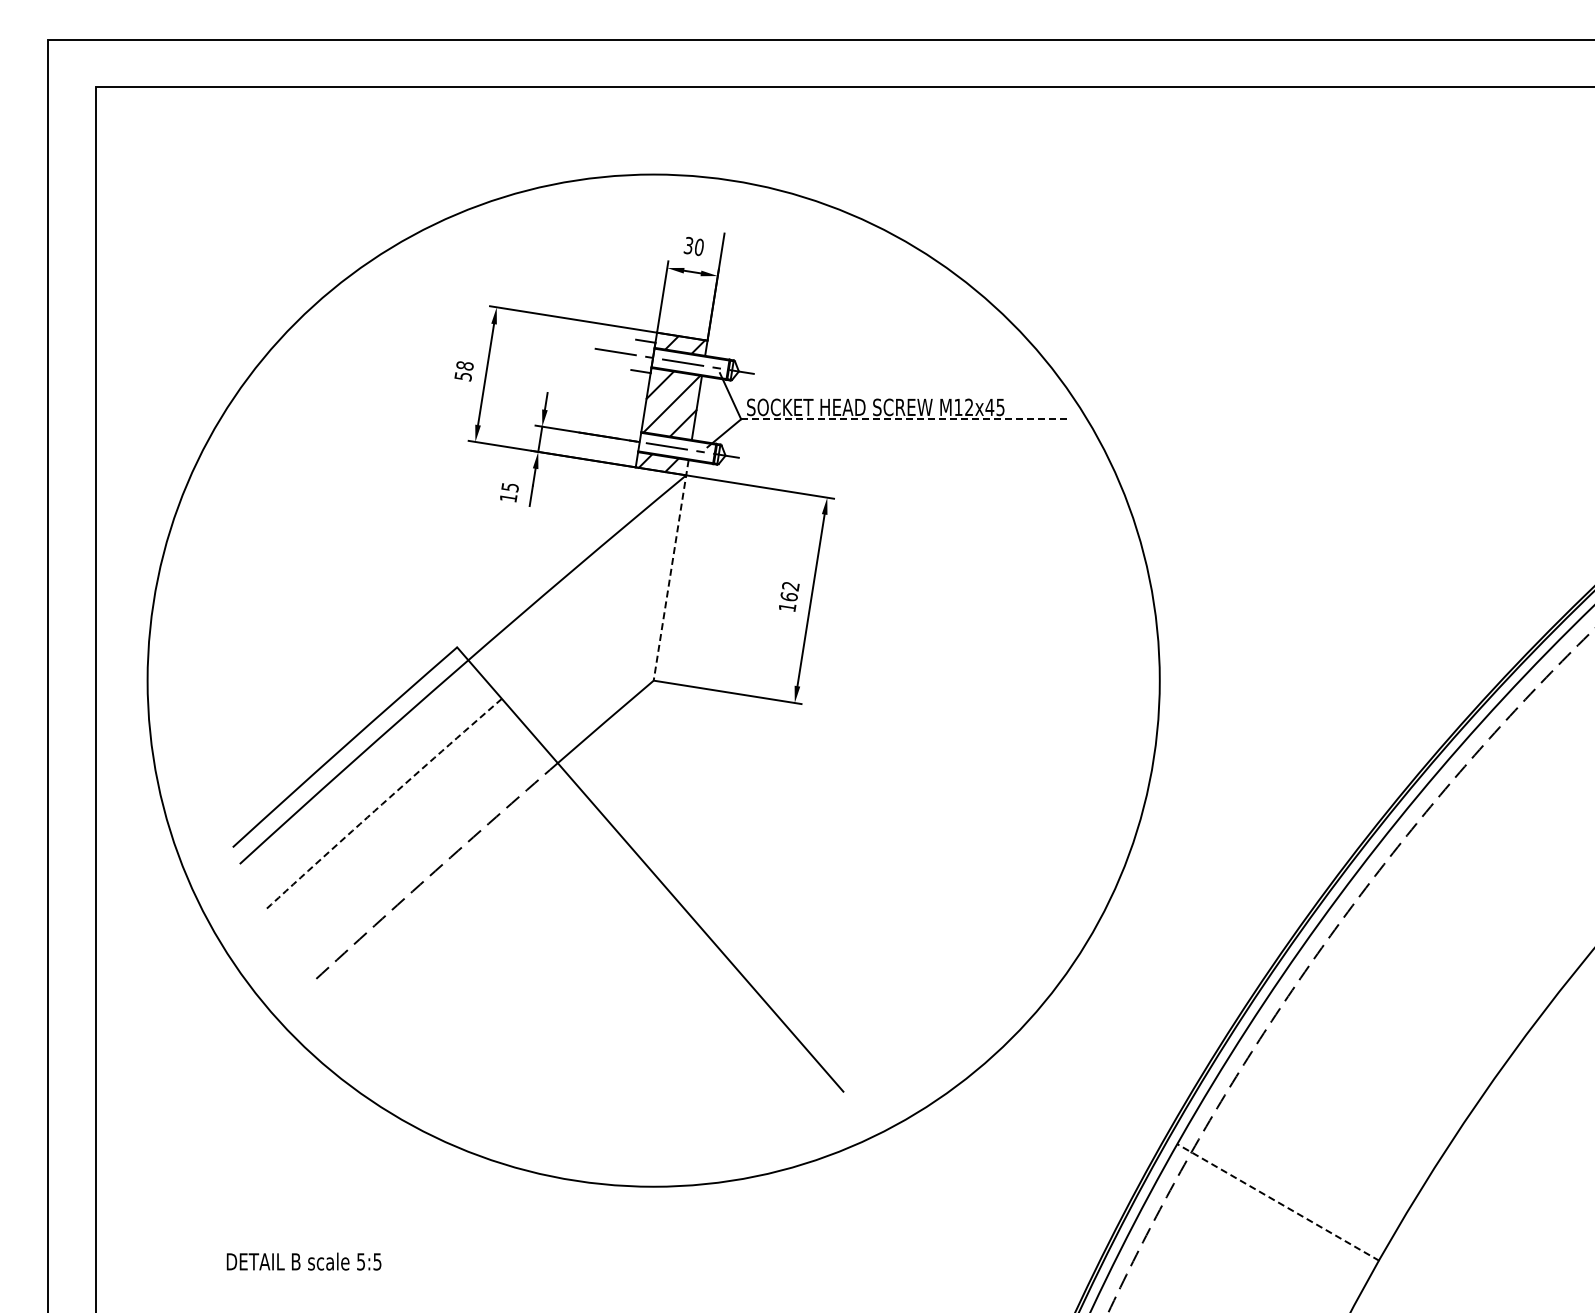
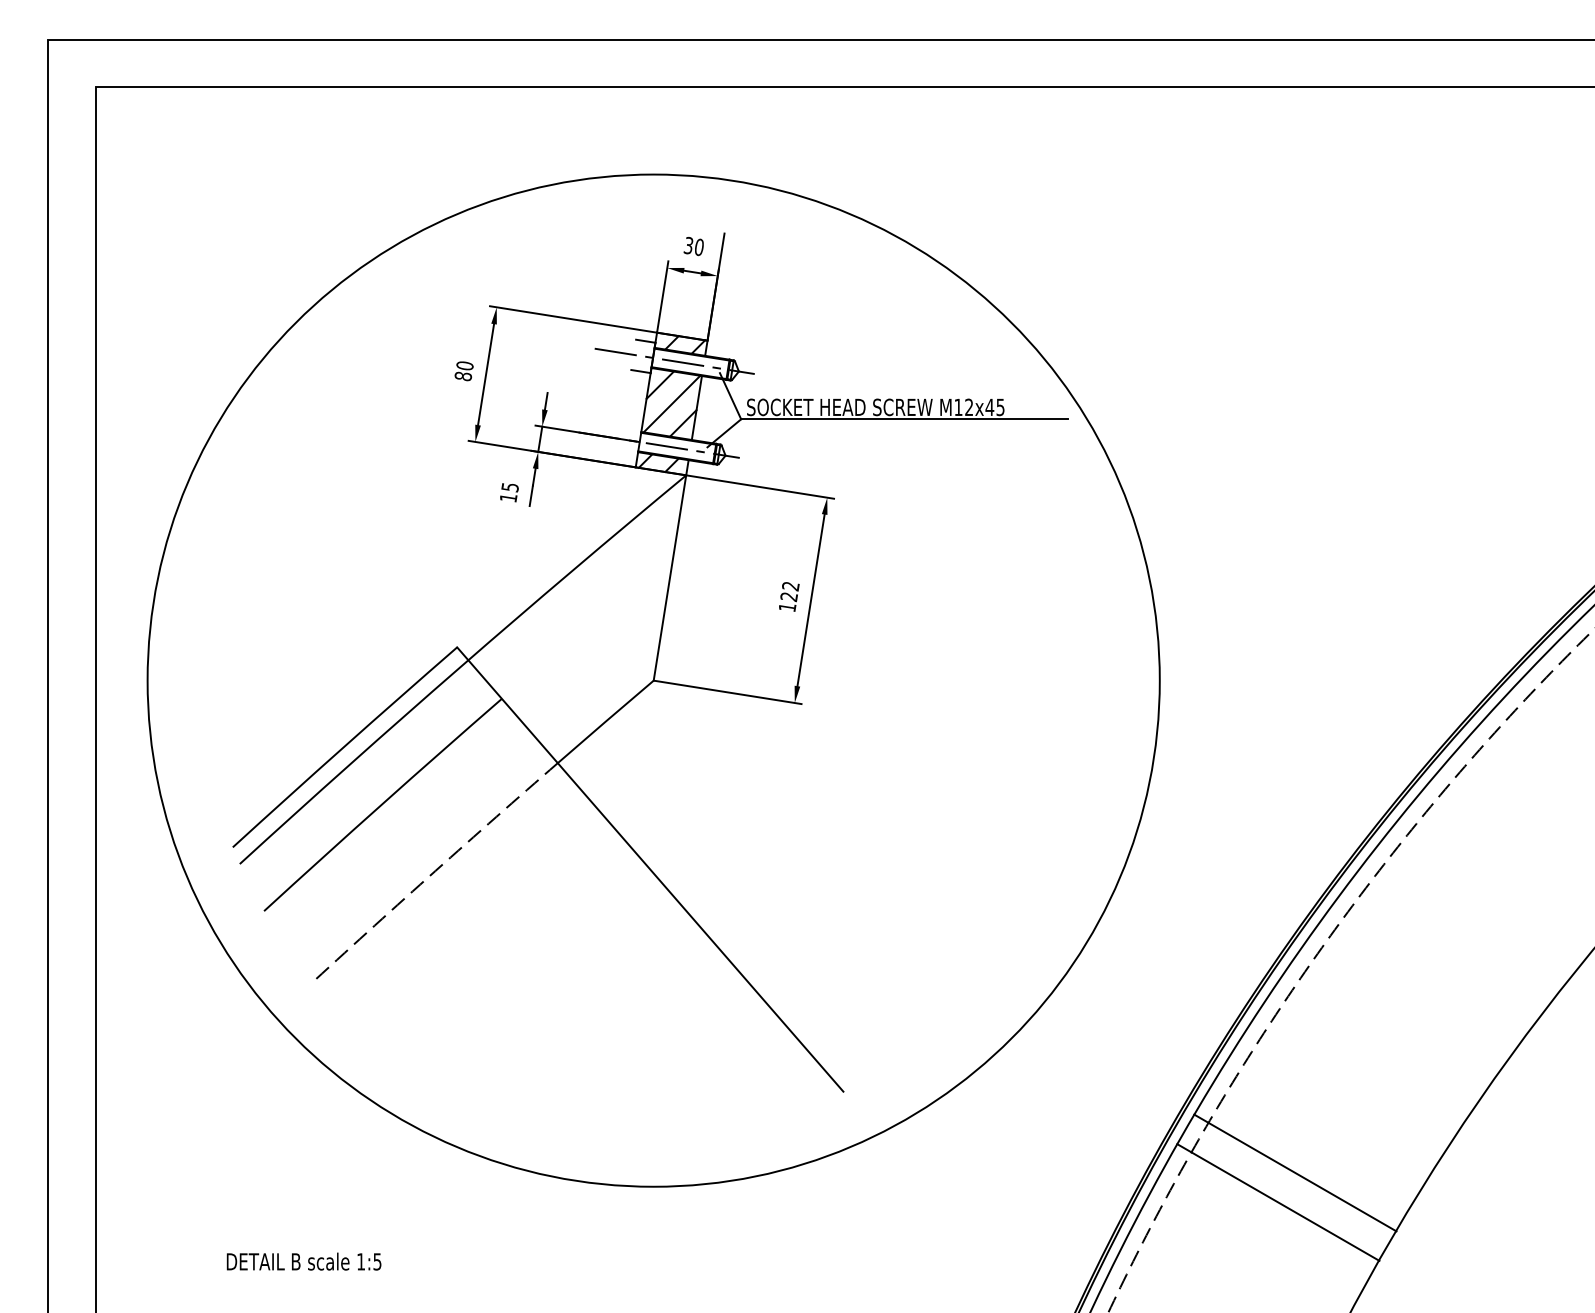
text: 58 -> 80 (463, 371)
line: dashed -> solid (905, 419)
line: dashed -> solid (671, 570)
text: 162 -> 122 (788, 597)
arc: dashed -> solid (382, 804)
line: none -> present (1295, 1172)
line: dashed -> solid (1278, 1202)
text: 5:5 -> 1:5 (360, 1261)
